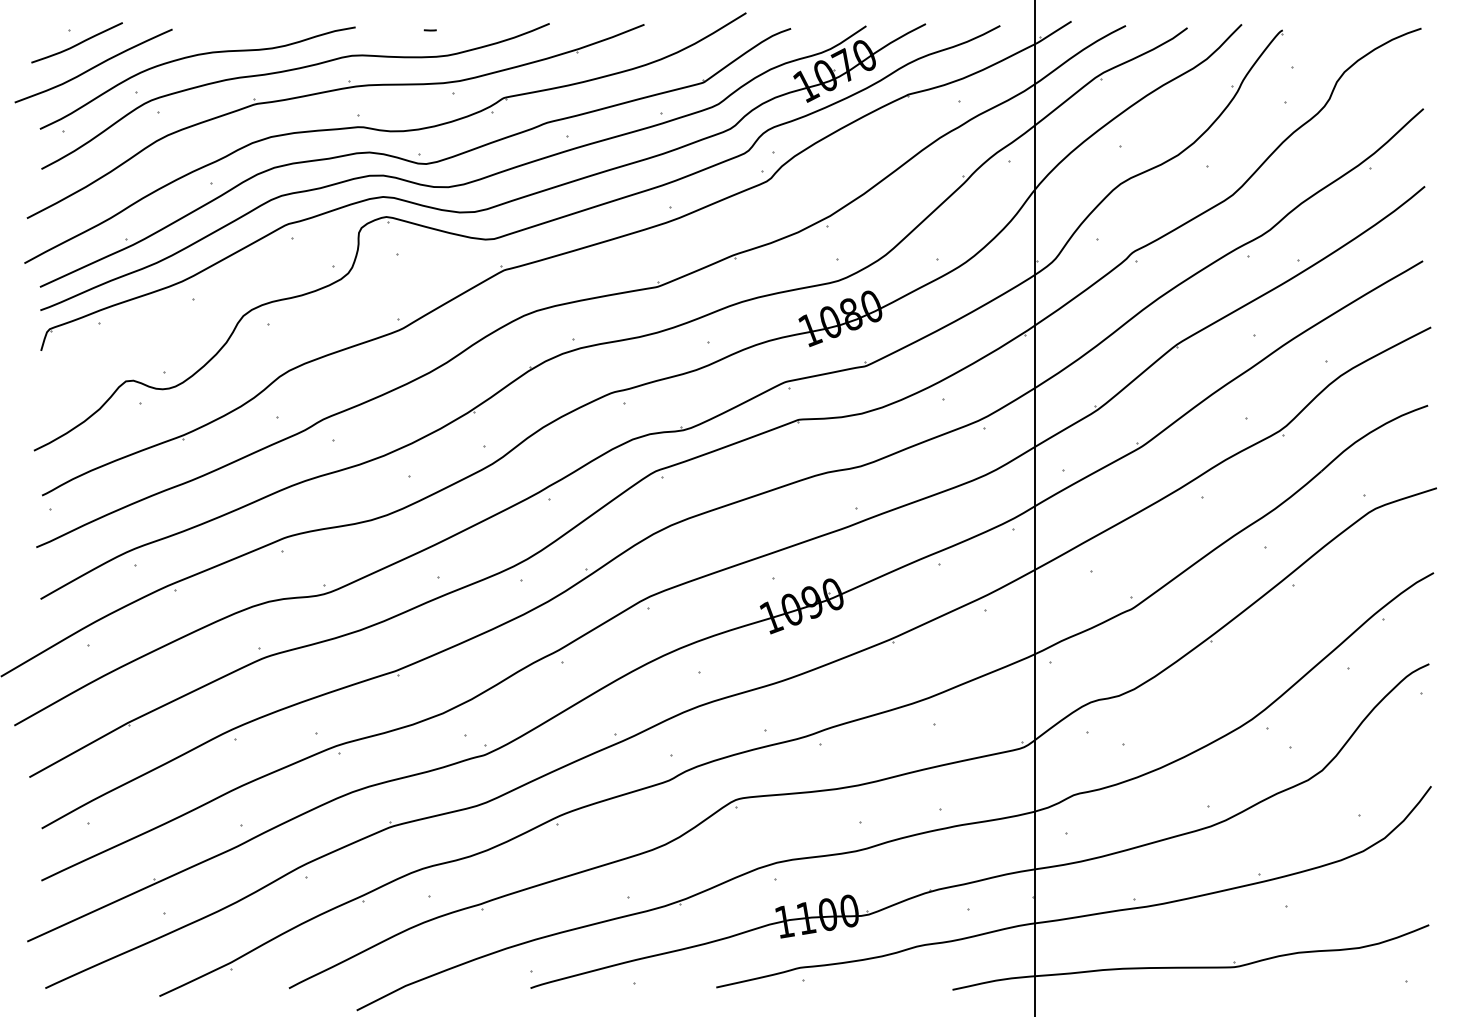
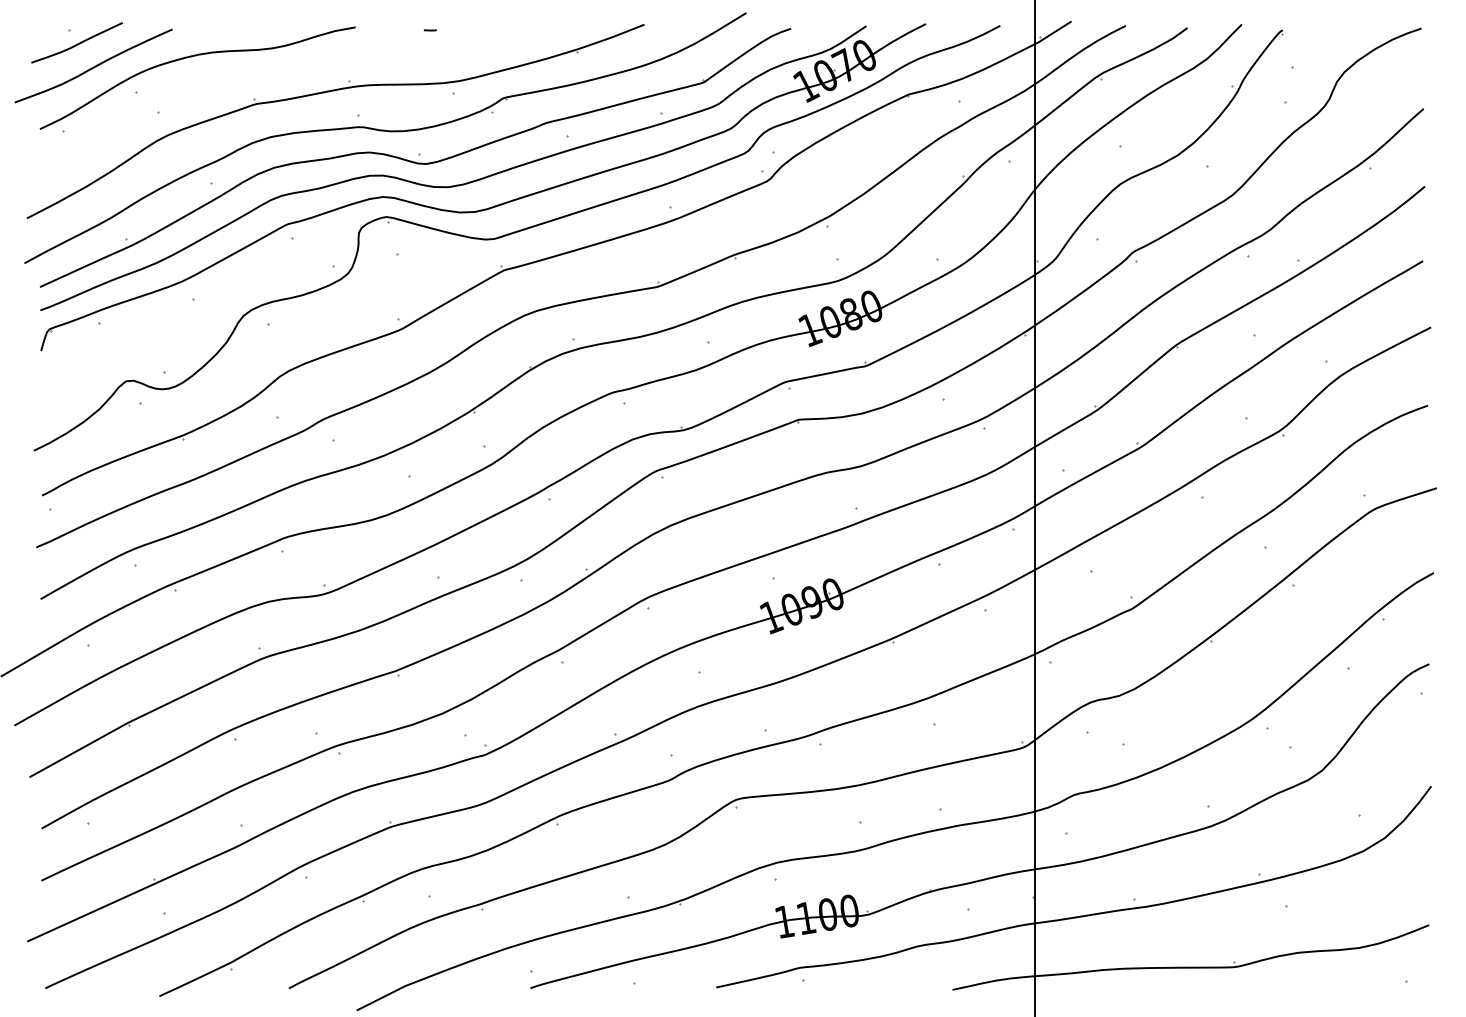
curve: present -> none (289, 71)
